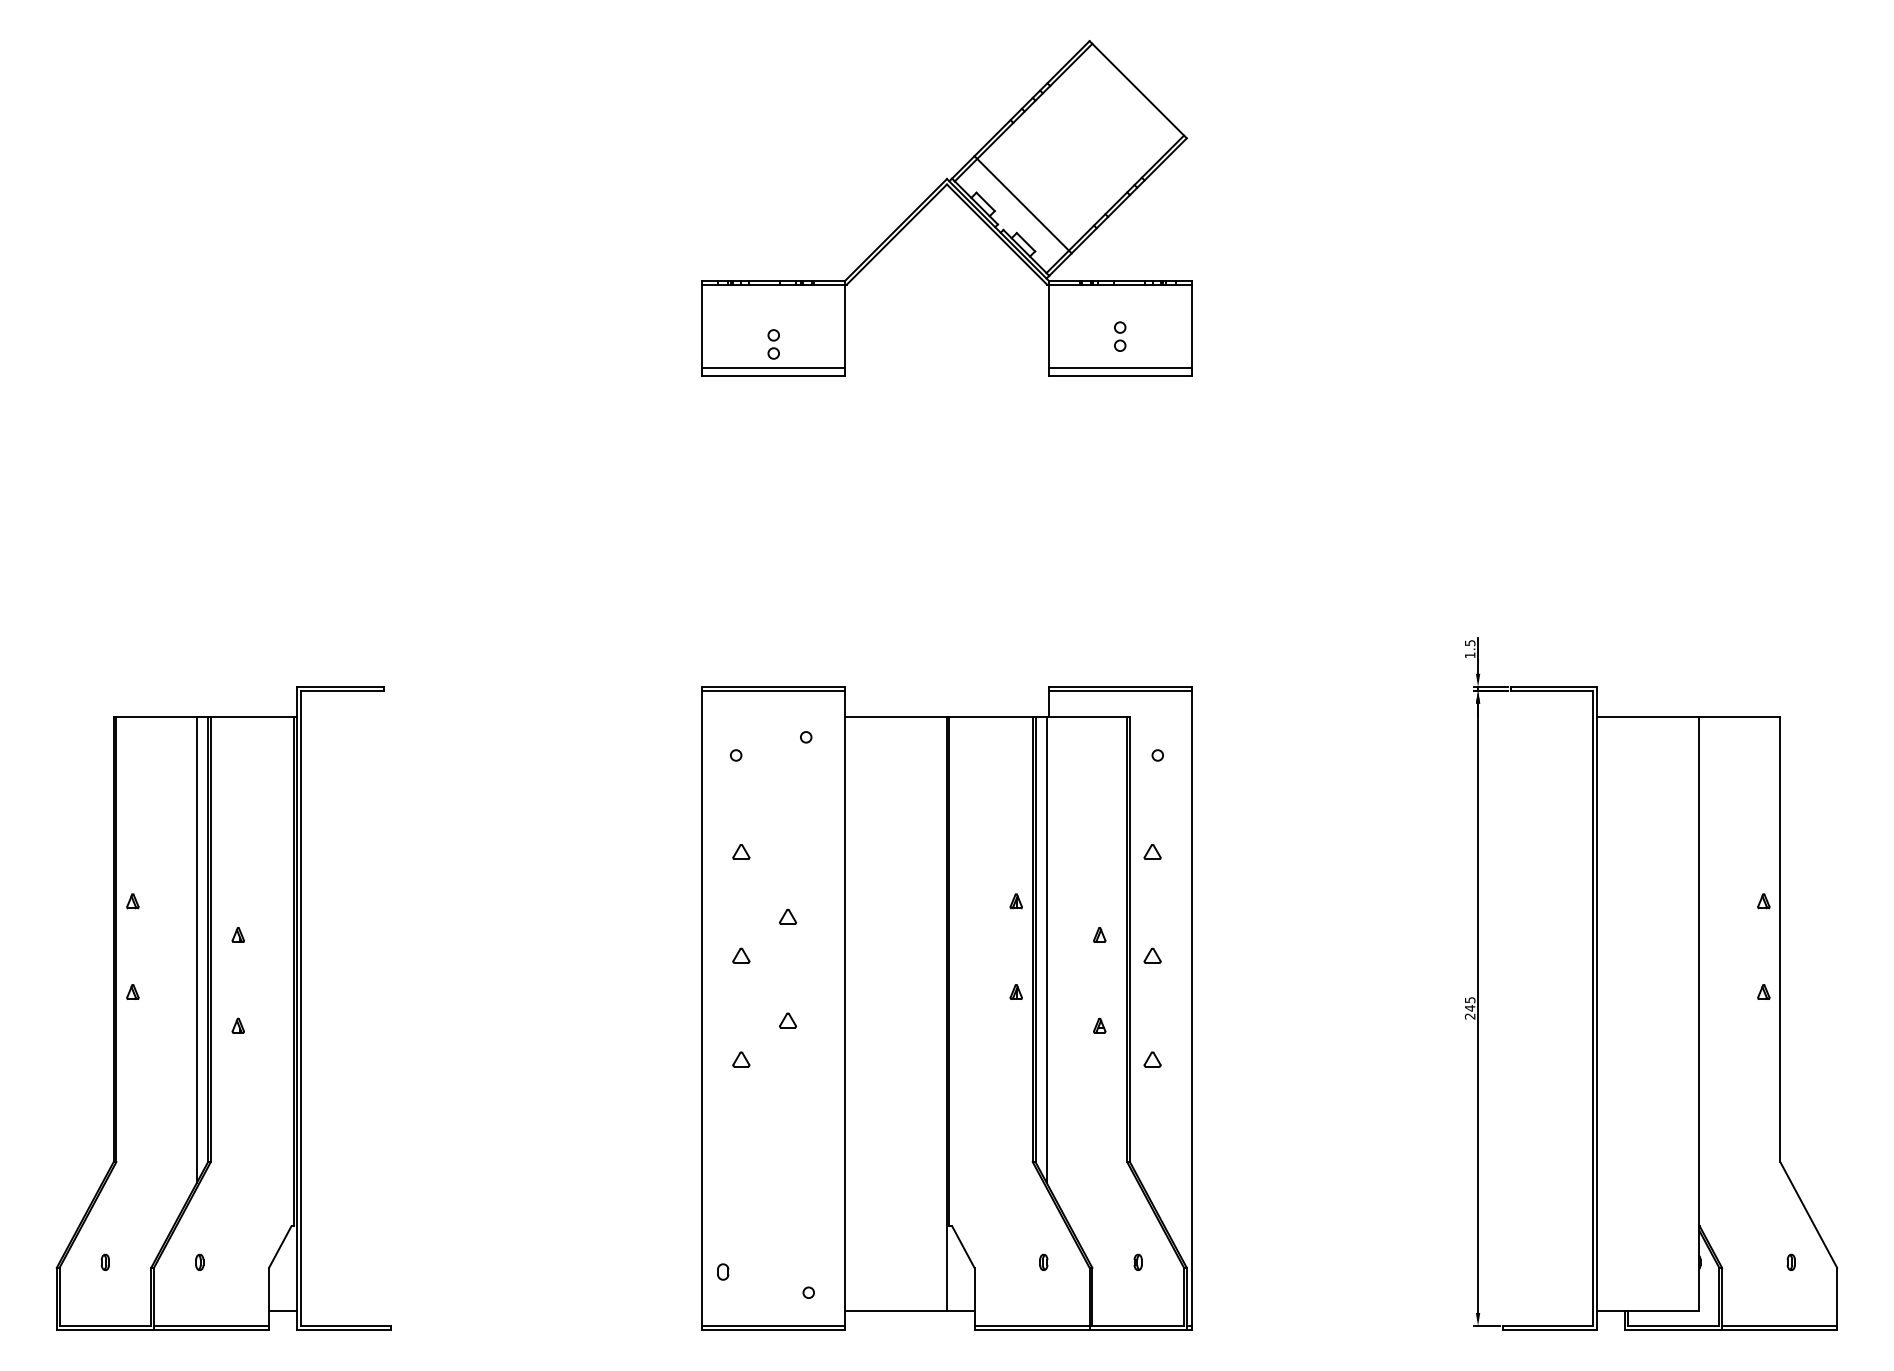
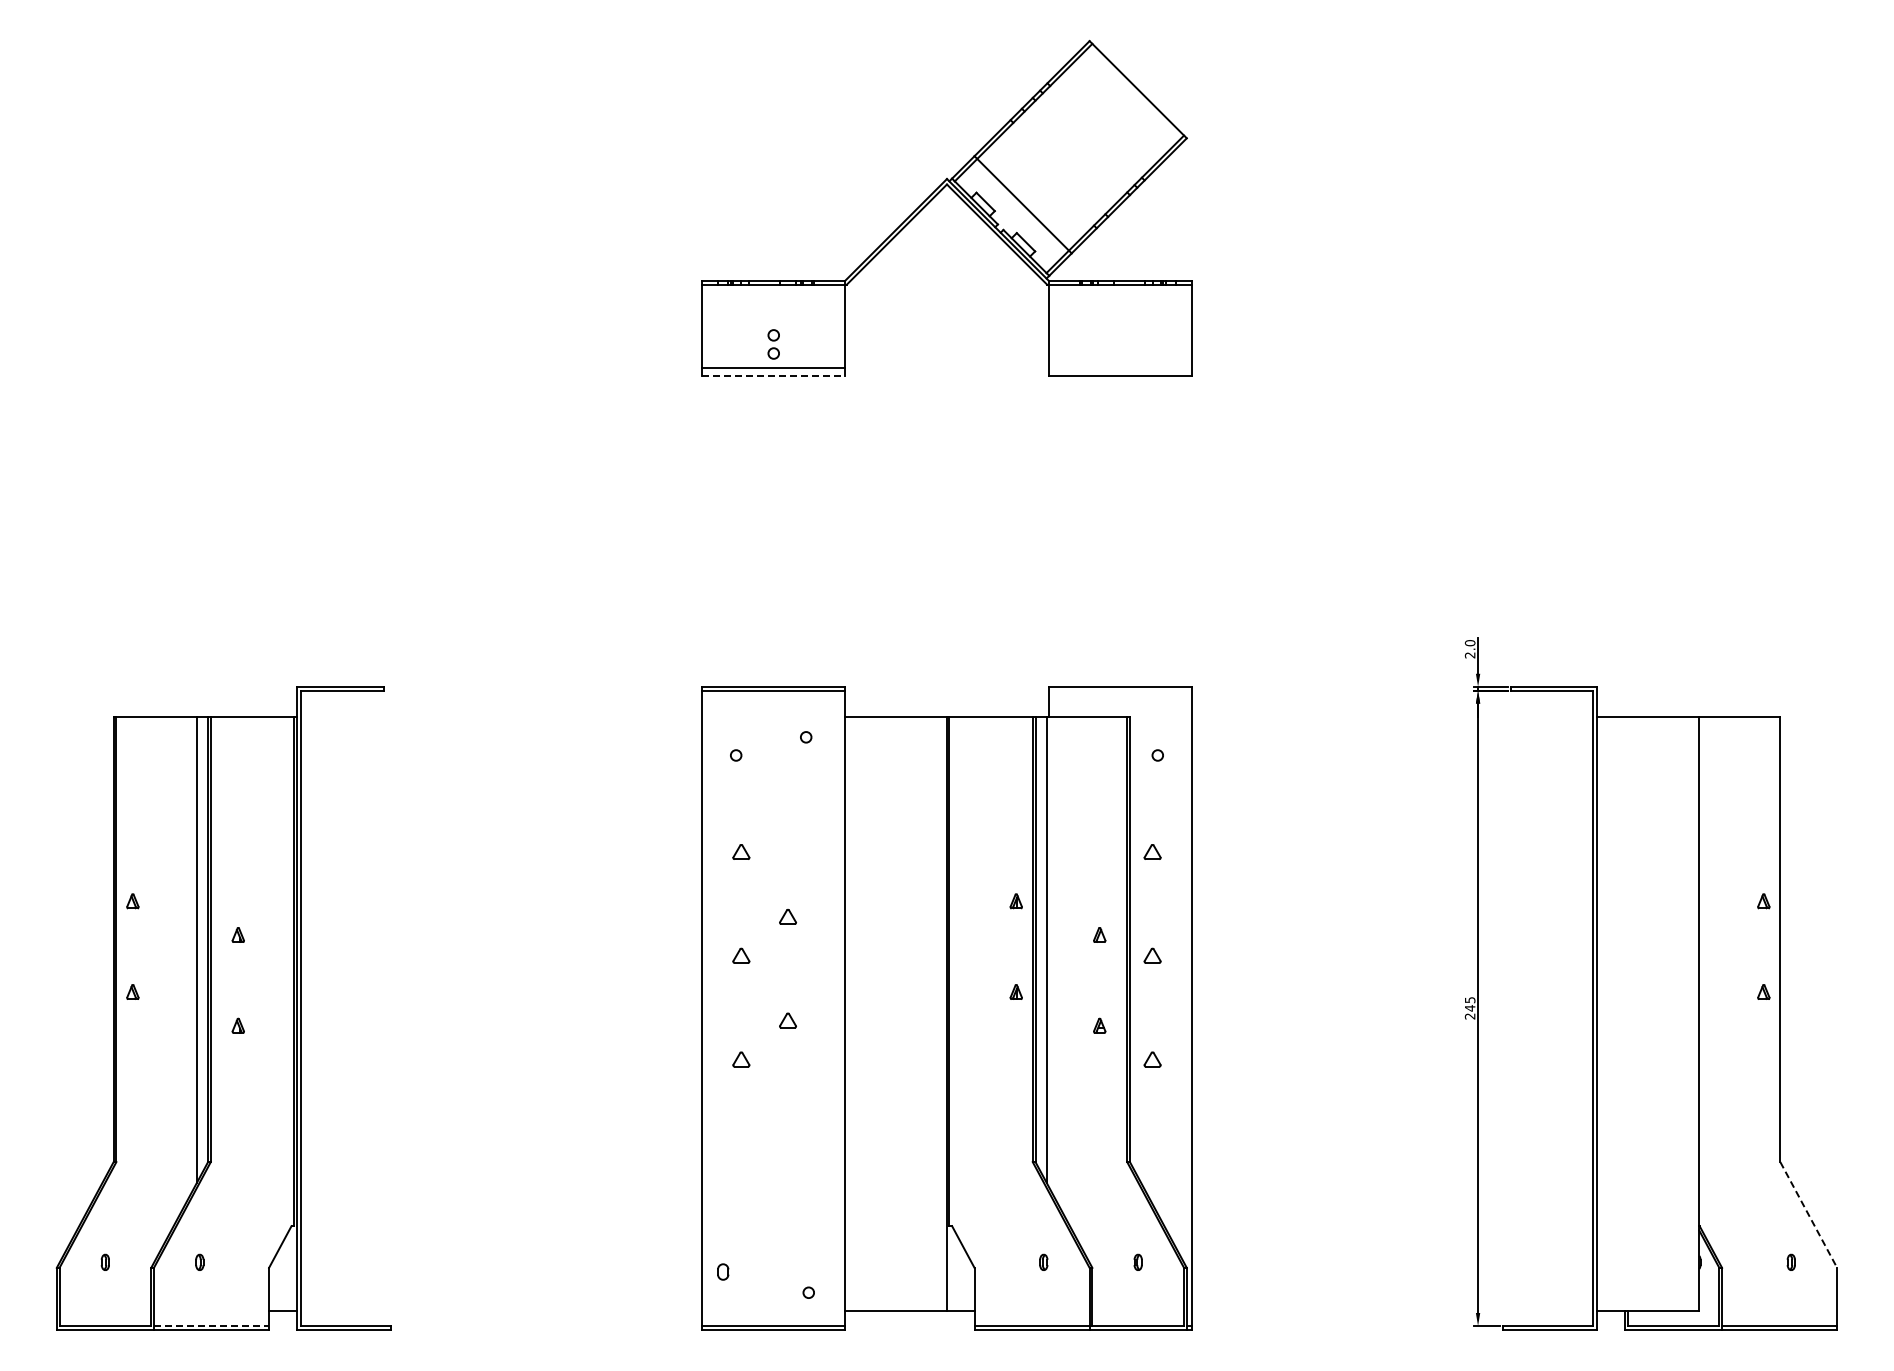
part: present -> none (1120, 336)
line: present -> none (1119, 367)
line: solid -> dashed (774, 375)
text: 1.5 -> 2.0 (1469, 649)
line: present -> none (1119, 690)
line: solid -> dashed (1808, 1215)
line: solid -> dashed (211, 1325)
